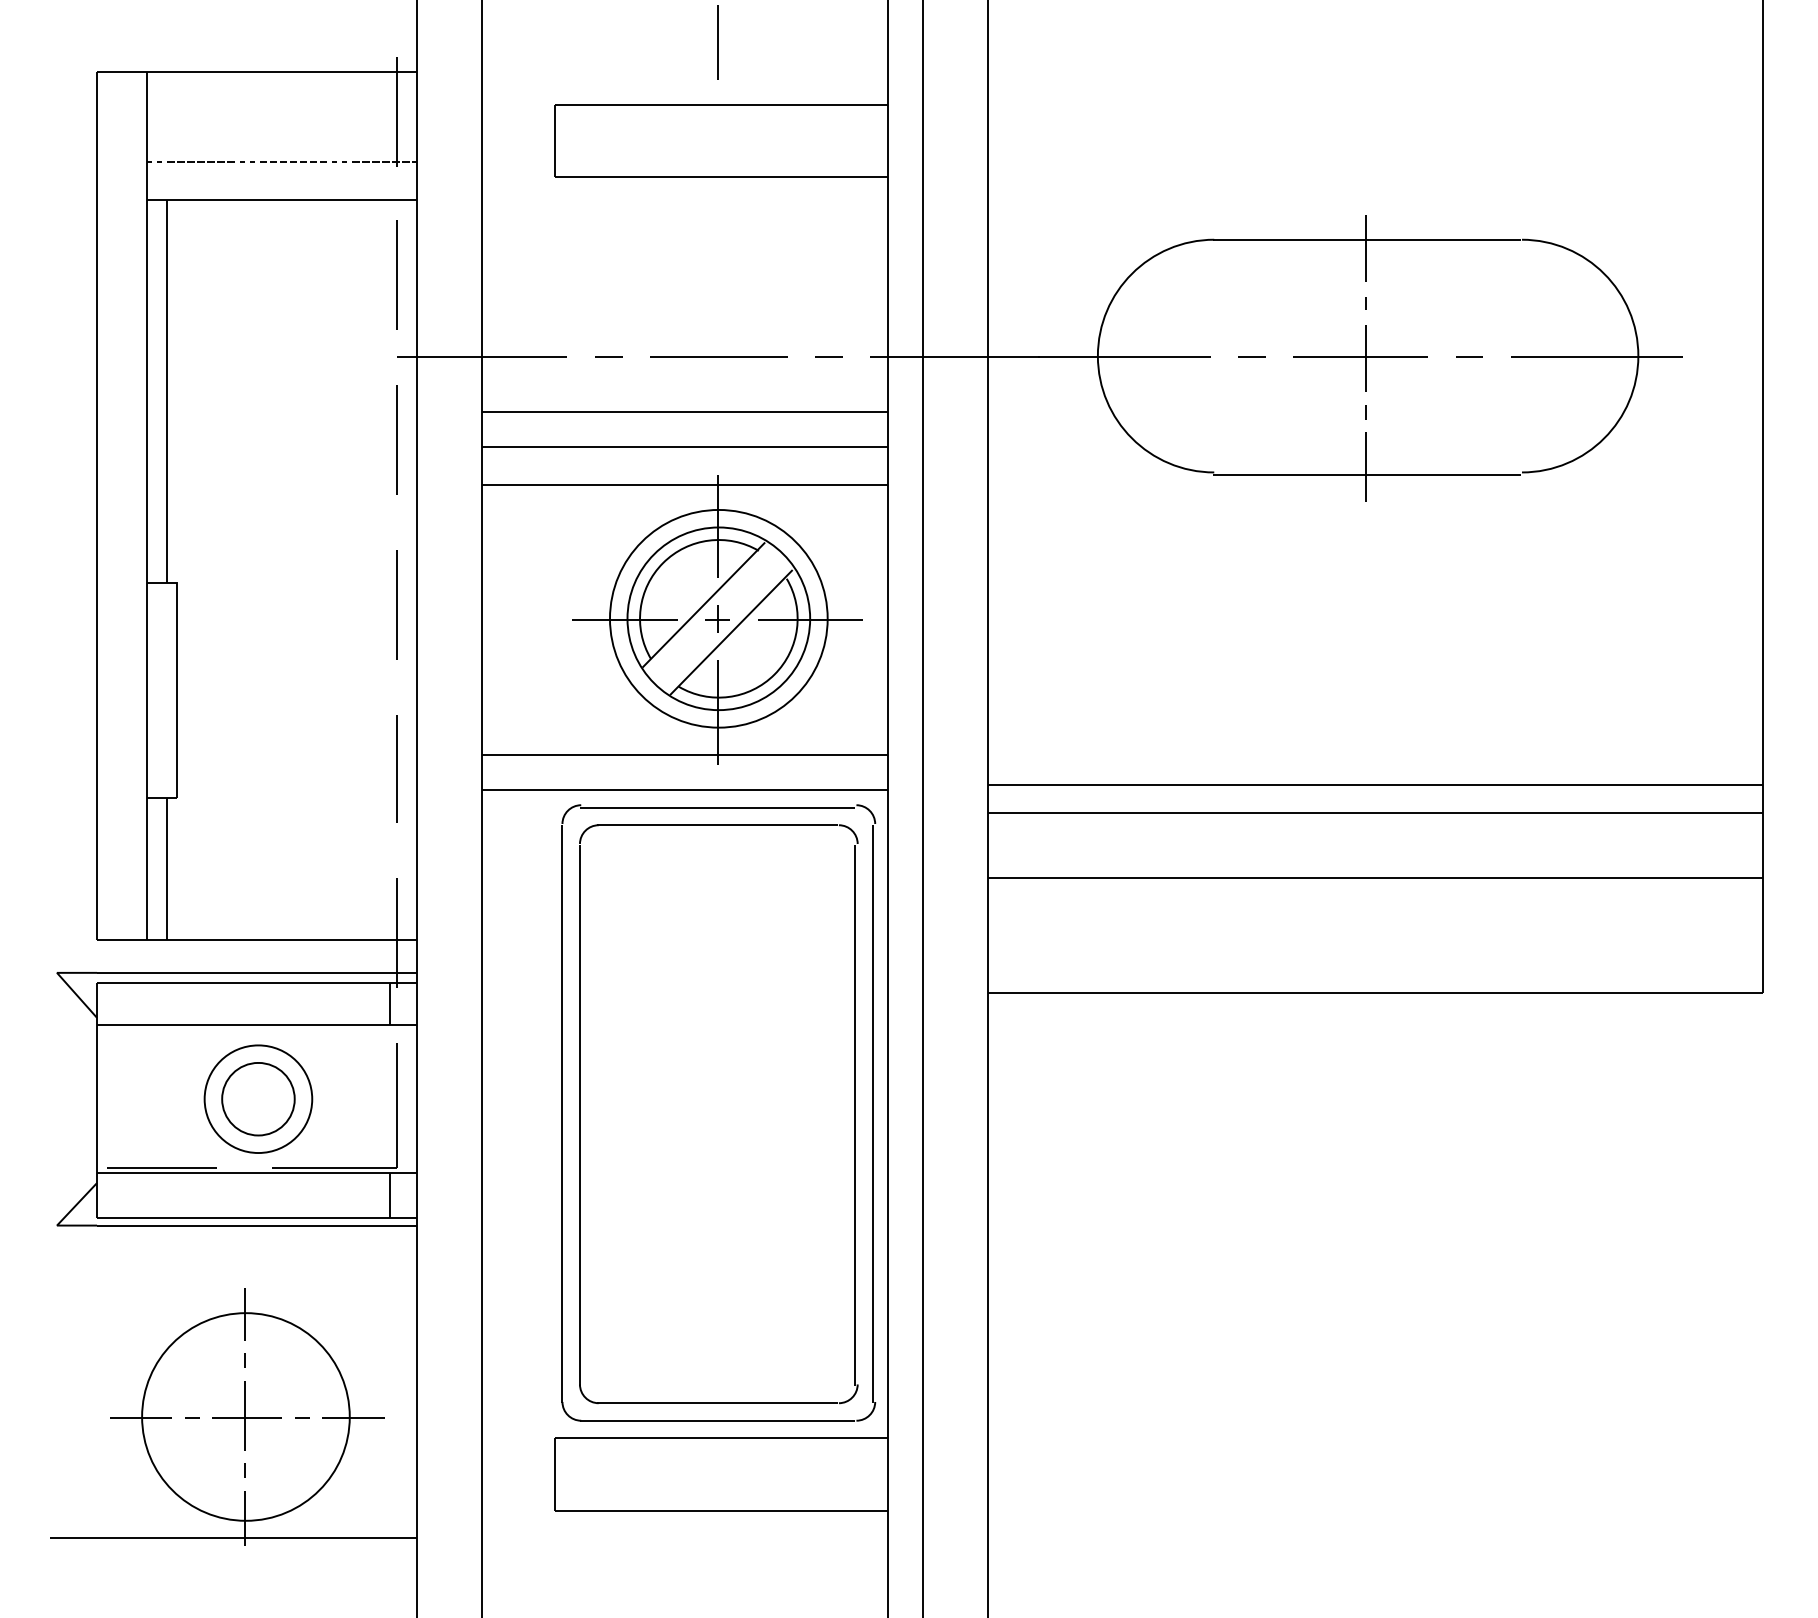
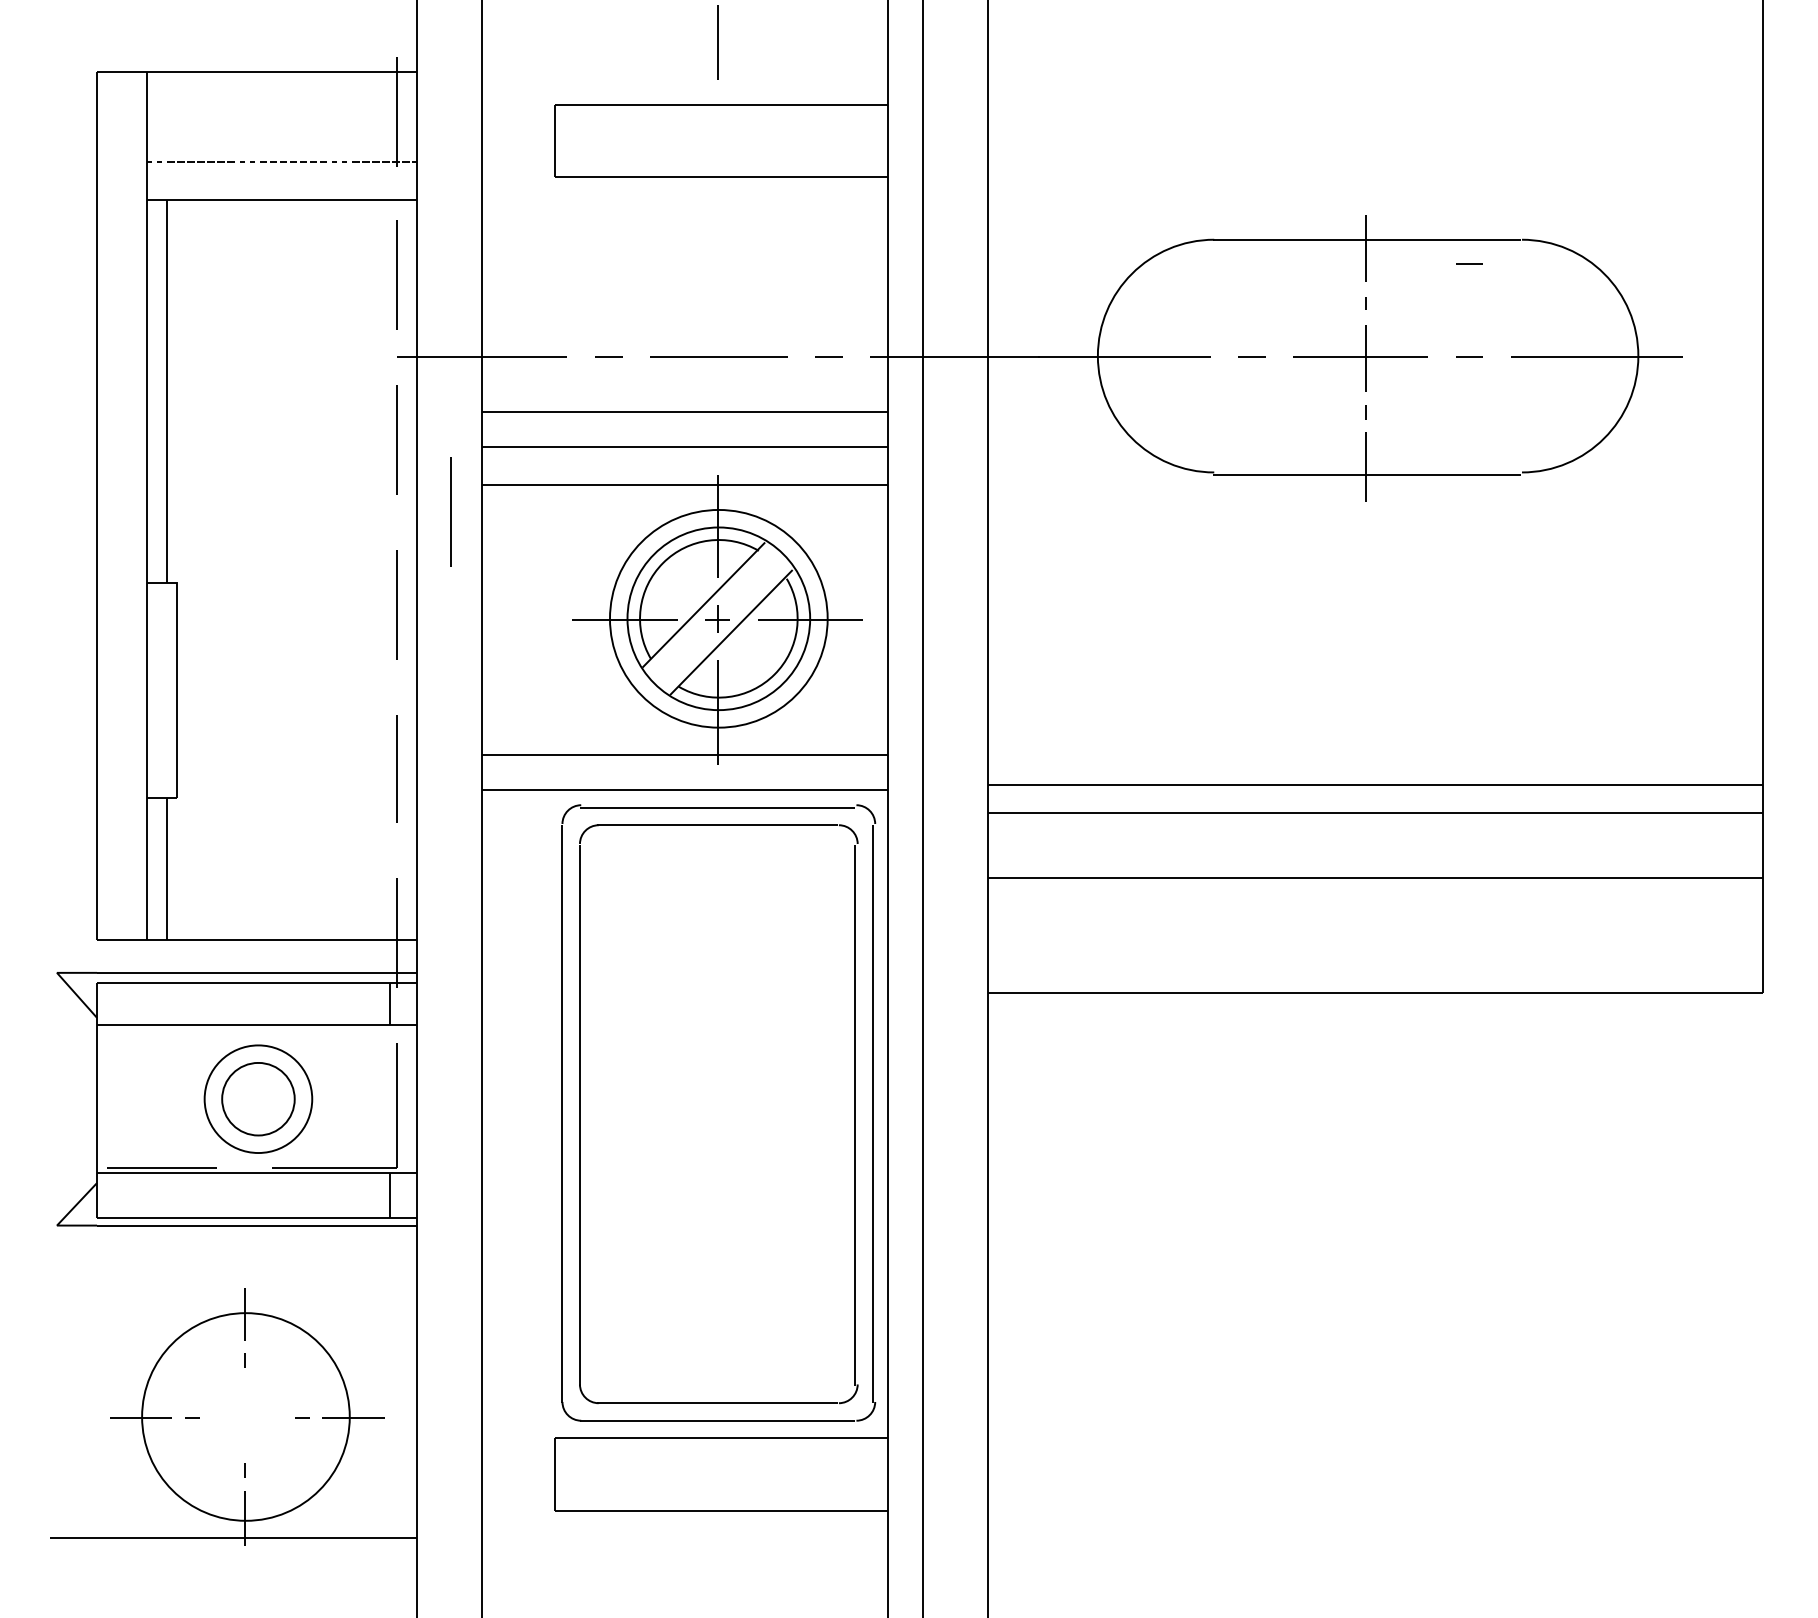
line: none -> present (1469, 263)
line: none -> present (450, 511)
part: present -> none (246, 1415)
